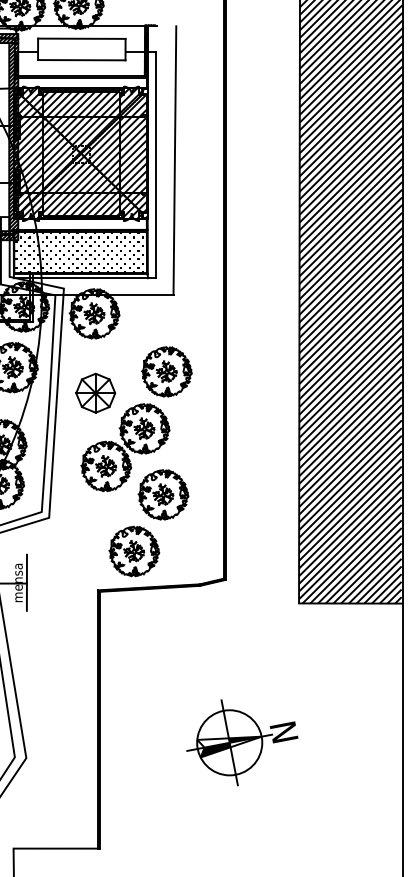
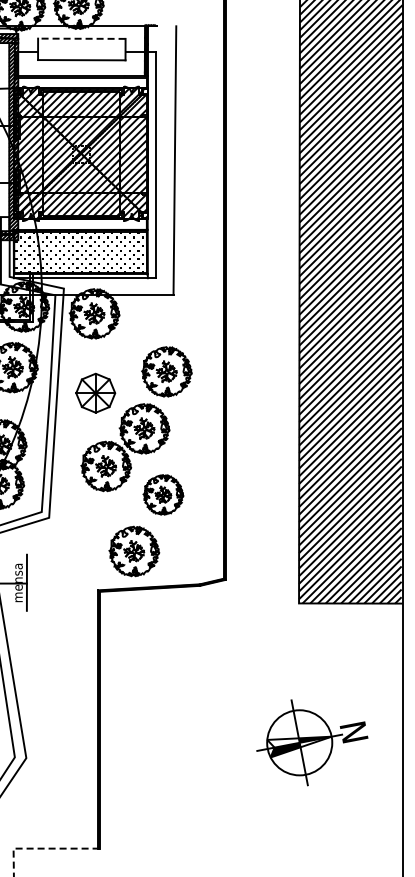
line: solid -> dashed (81, 38)
part size: 53x52 px -> 43x42 px (163, 494)
part position: (242, 742) -> (312, 742) (312, 742)
line: solid -> dashed (42, 848)
